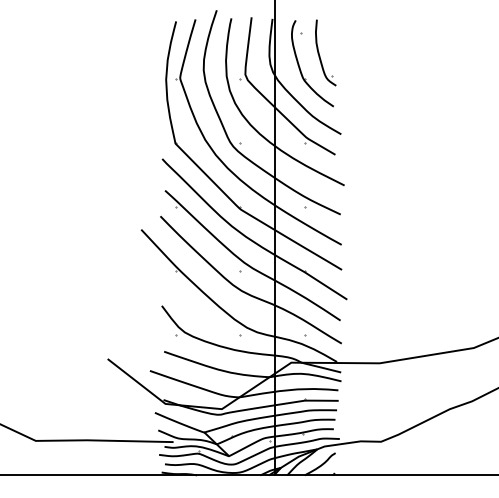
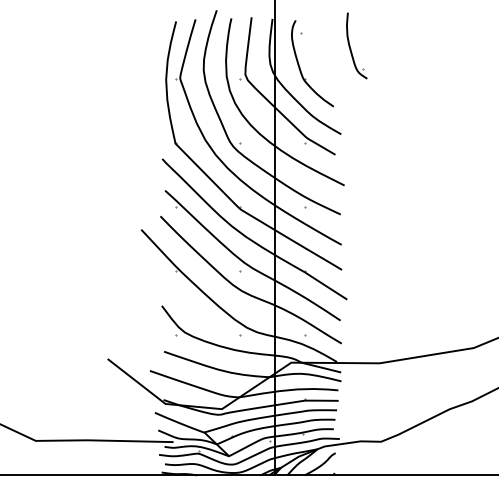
part position: (325, 52) -> (356, 45) (356, 45)
